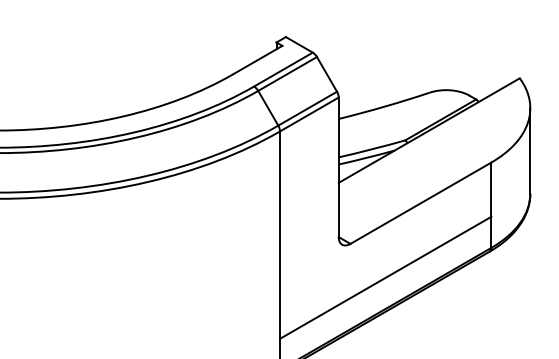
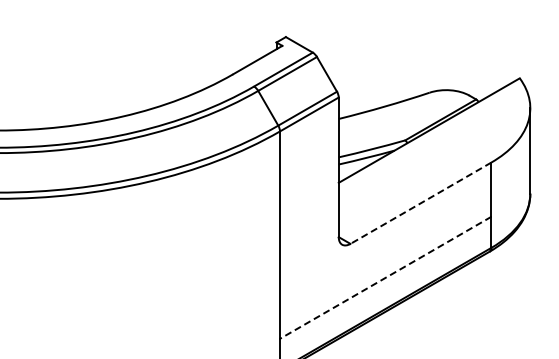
line: solid -> dashed (420, 203)
line: solid -> dashed (385, 278)
